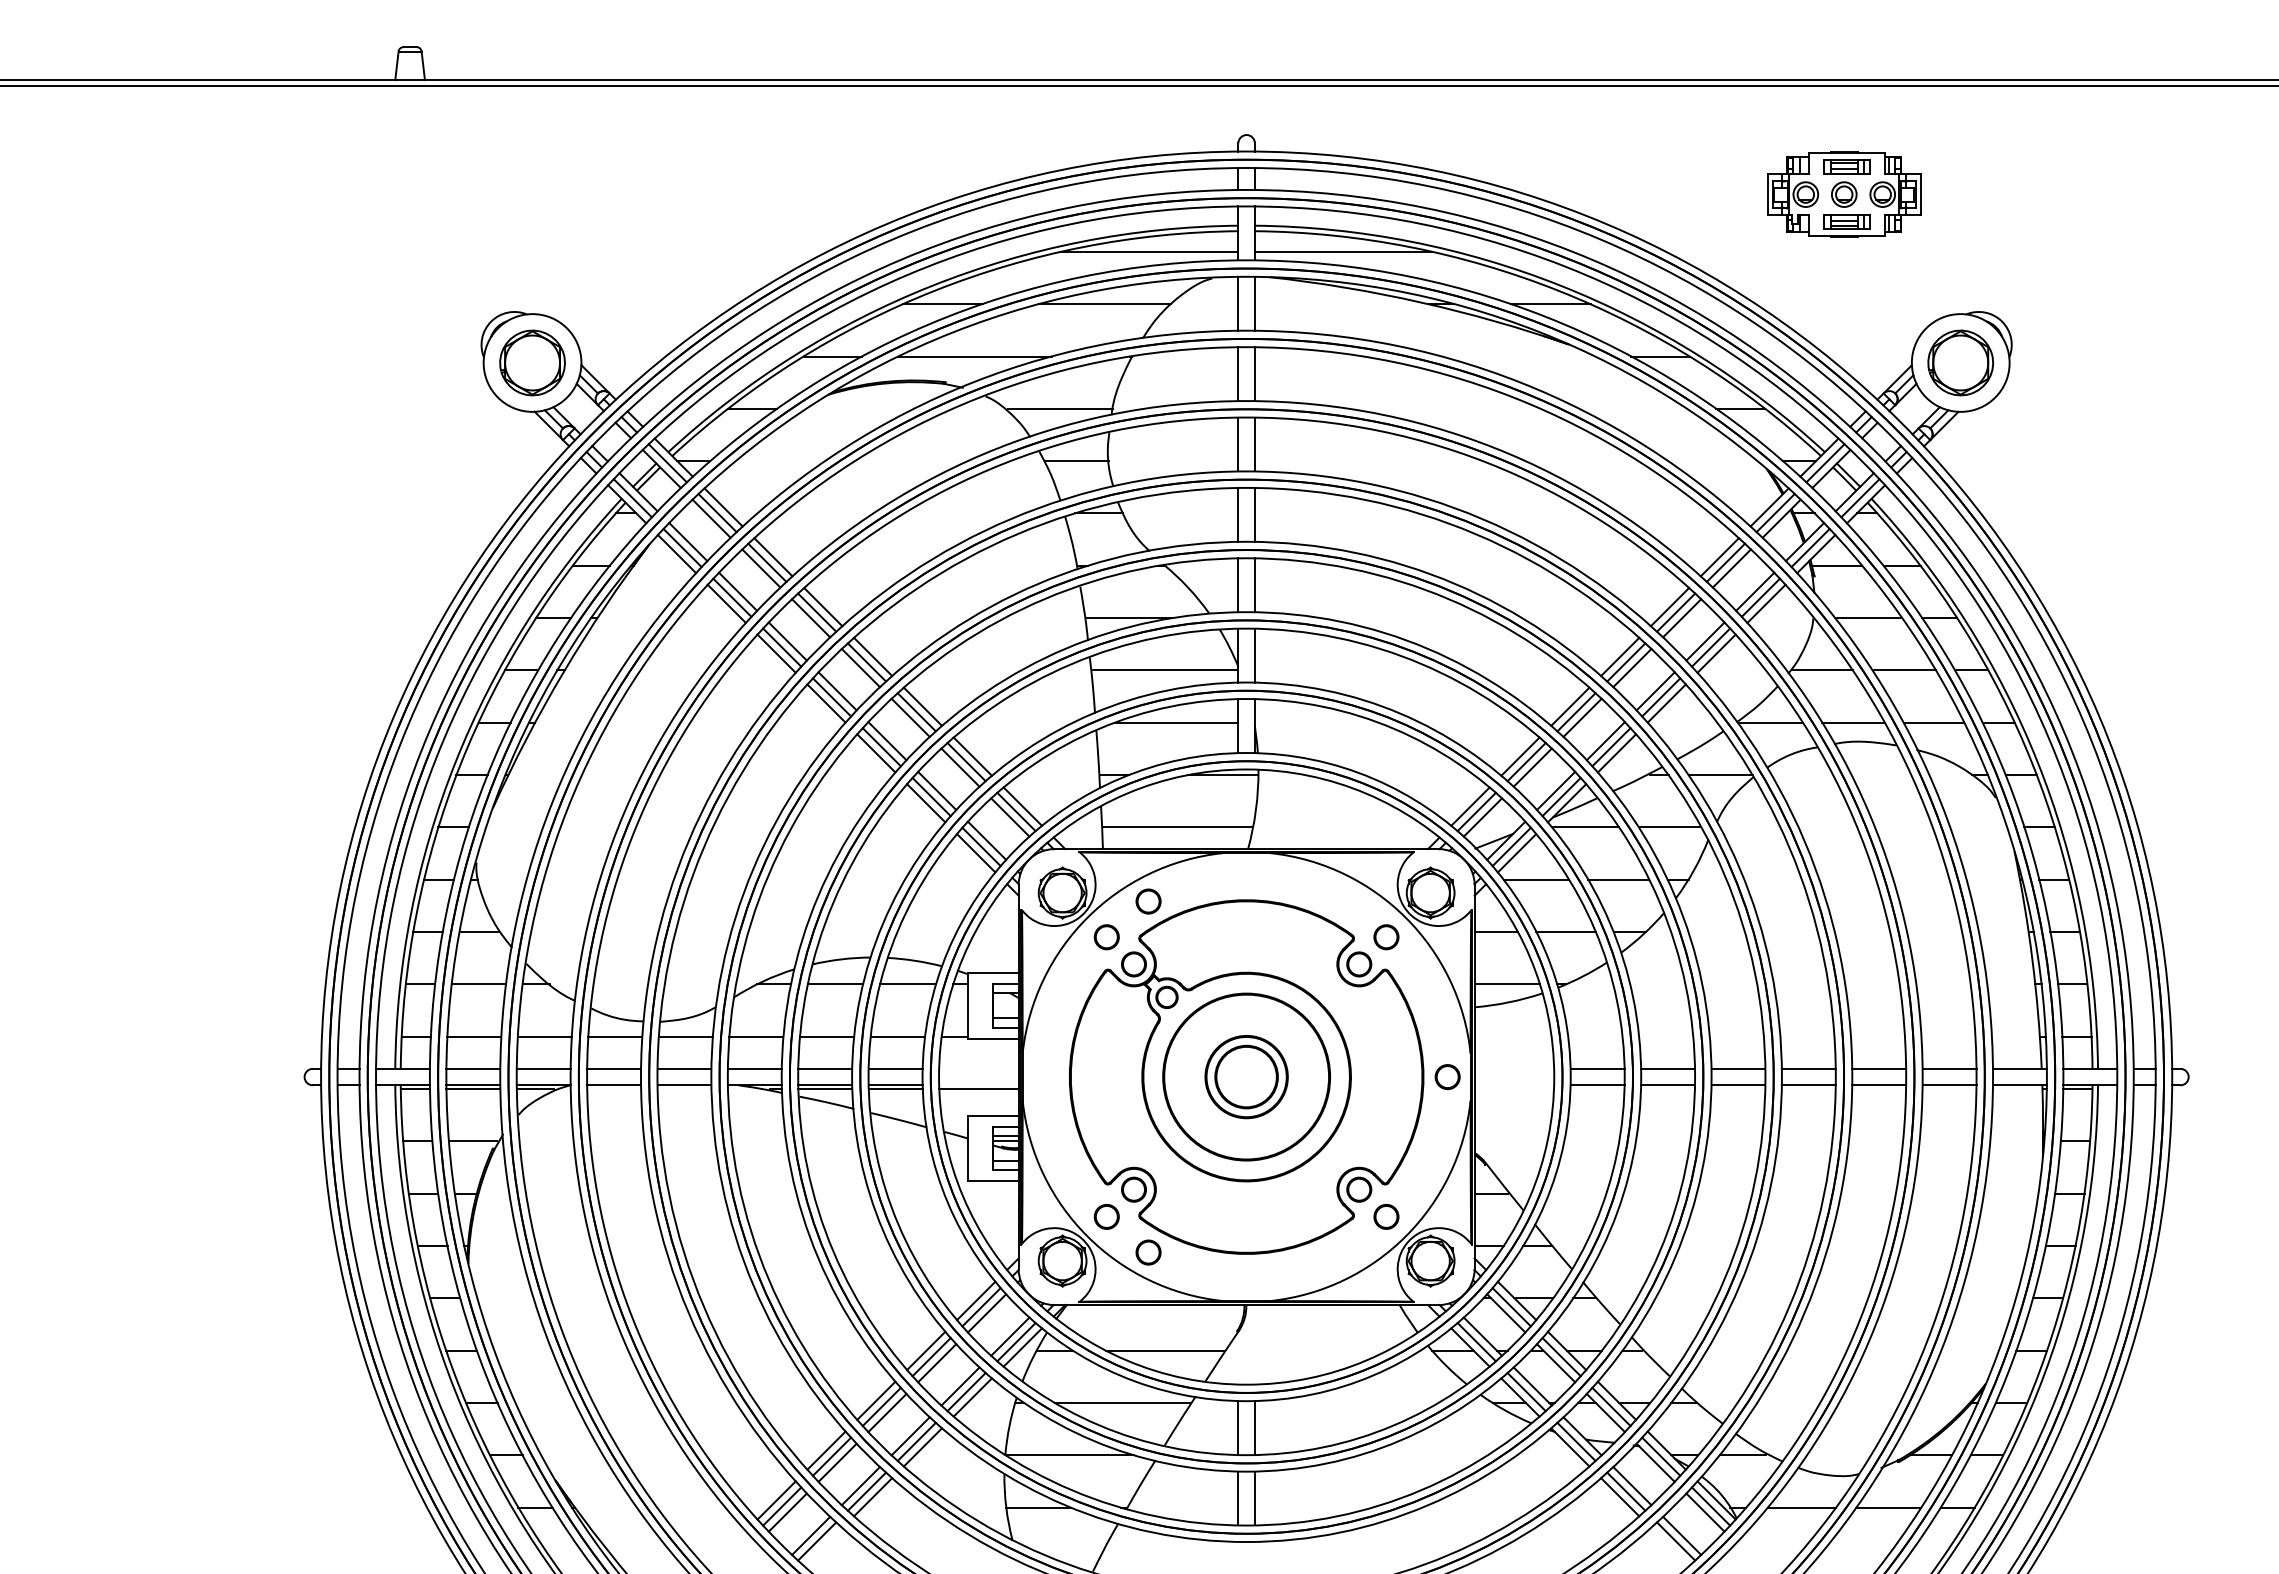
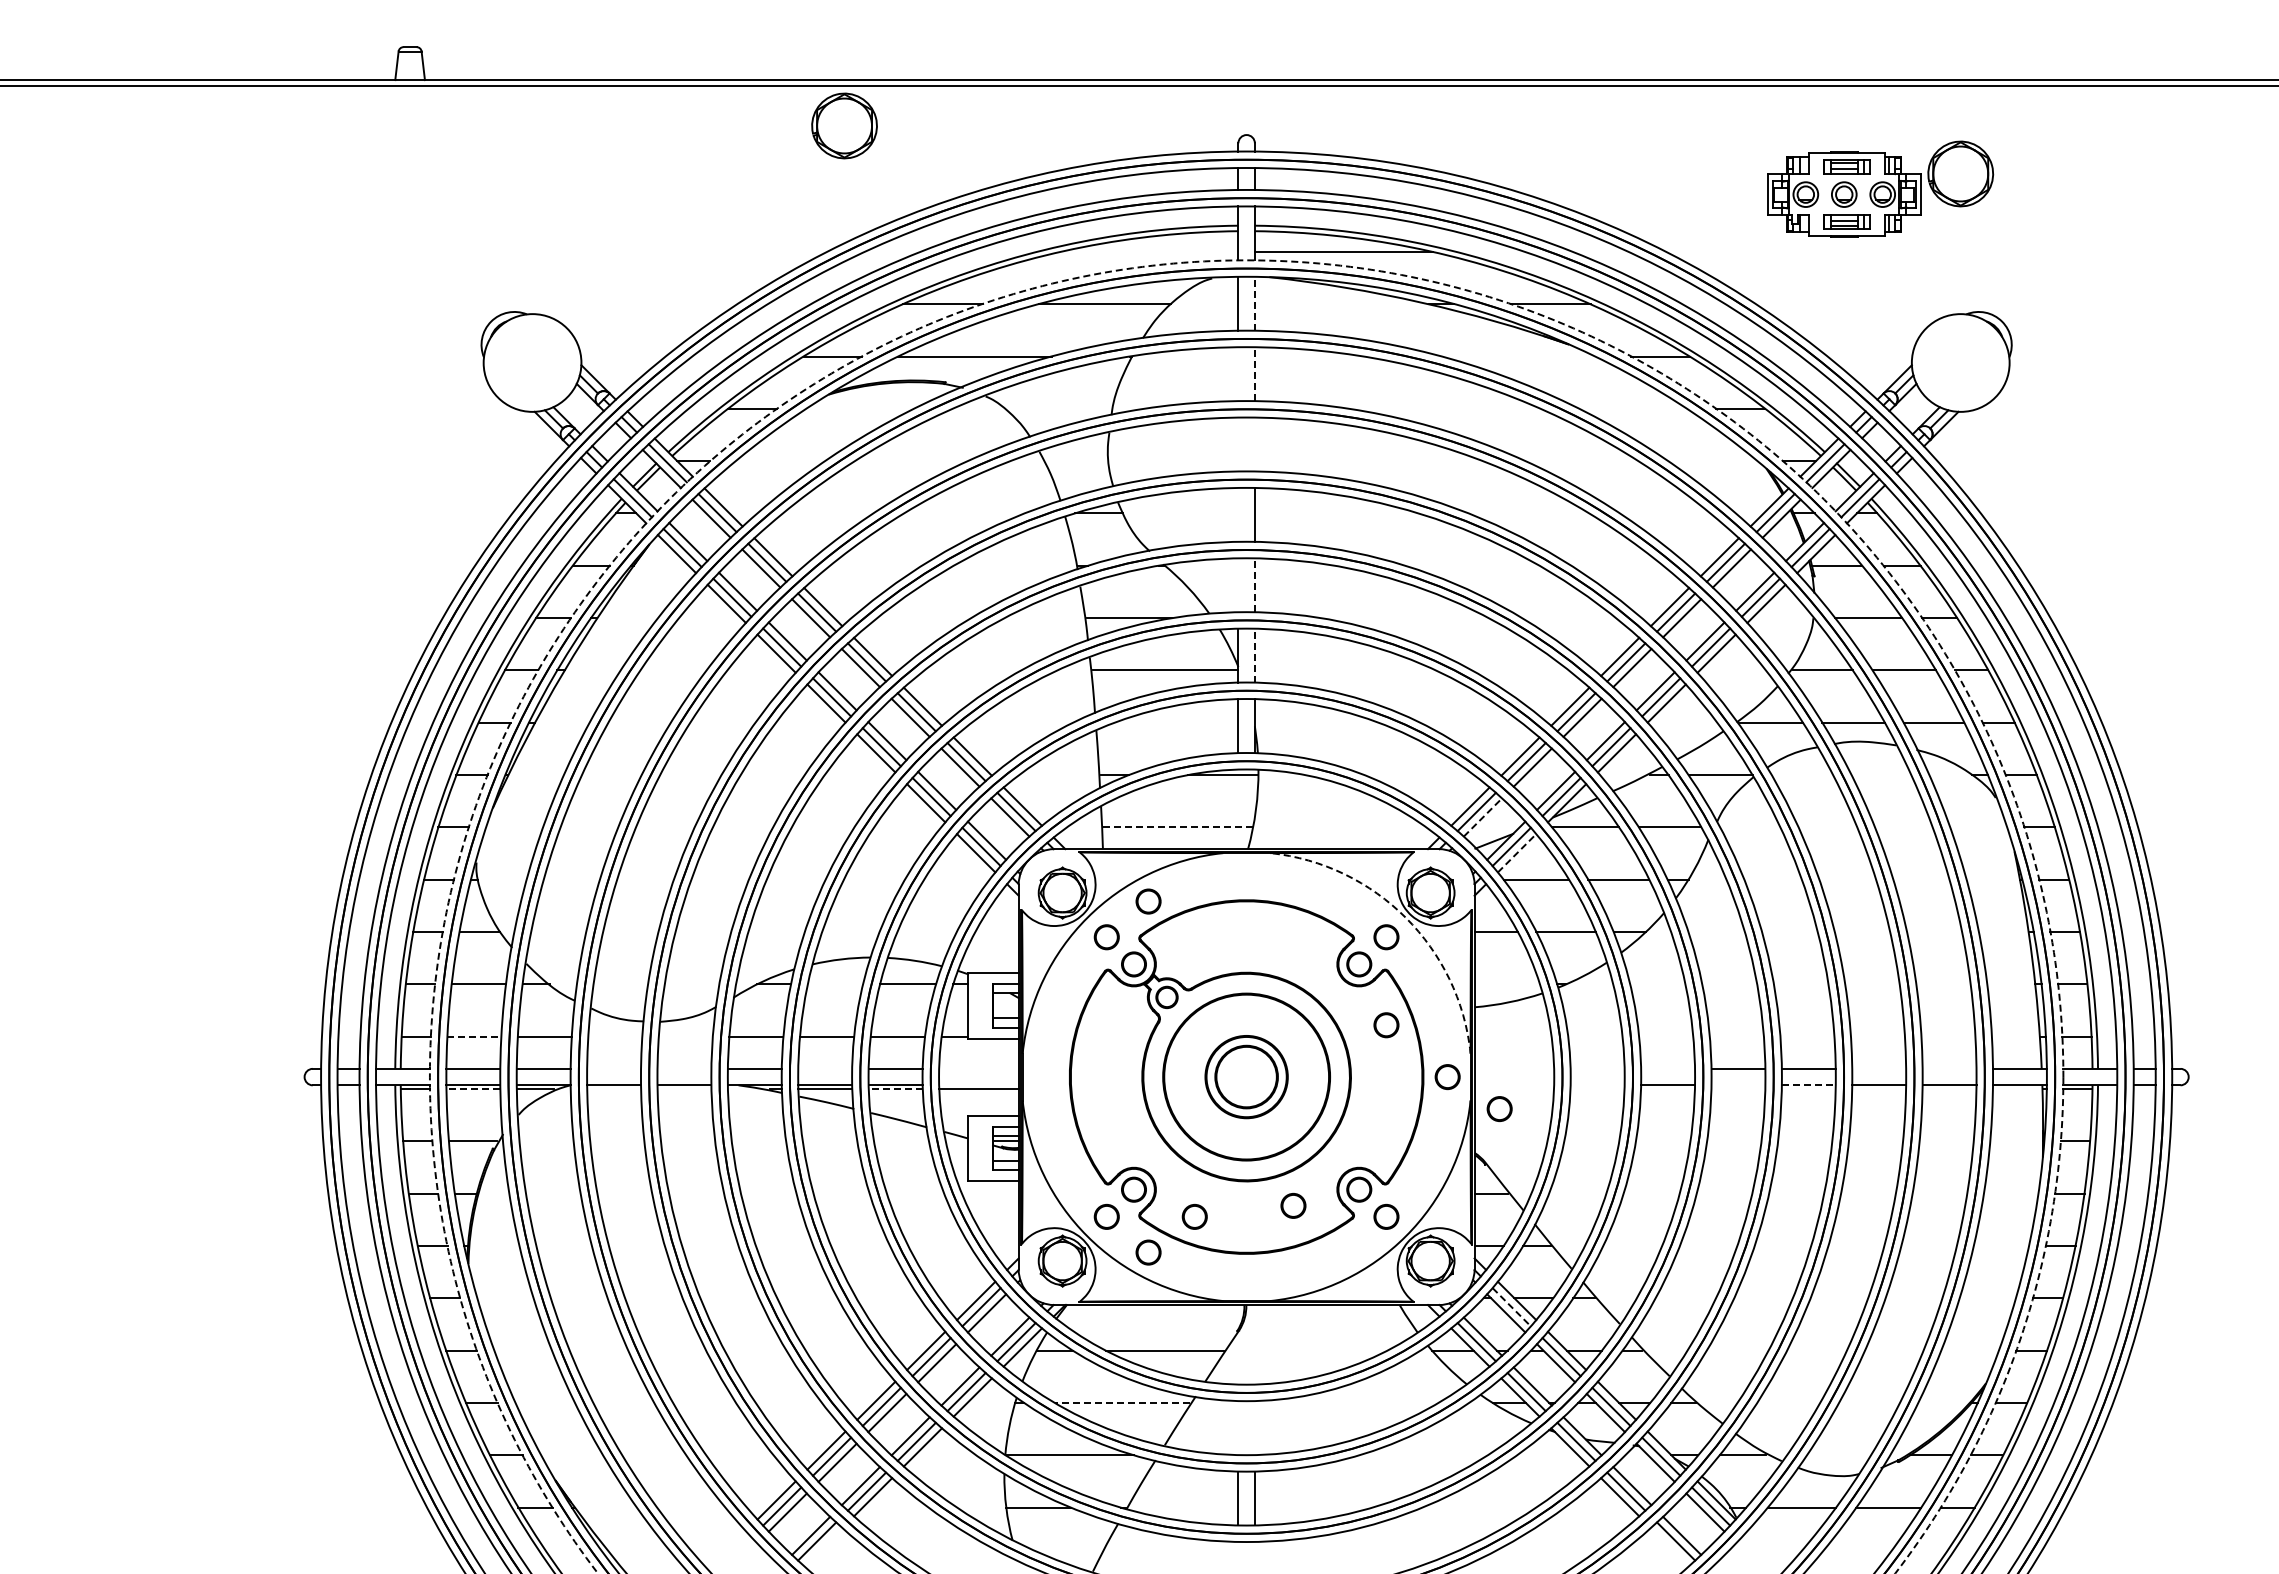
line: present -> none (1149, 251)
line: solid -> dashed (1254, 303)
part position: (532, 362) -> (844, 125) (844, 125)
part position: (1960, 362) -> (1960, 173) (1960, 173)
line: present -> none (1238, 374)
line: solid -> dashed (1254, 374)
line: present -> none (1060, 408)
line: present -> none (1238, 444)
line: present -> none (1254, 444)
line: present -> none (1077, 461)
line: present -> none (1238, 514)
line: present -> none (1238, 585)
line: solid -> dashed (1254, 585)
line: solid -> dashed (1254, 655)
line: present -> none (1176, 722)
line: solid -> dashed (1483, 817)
line: solid -> dashed (1178, 827)
line: solid -> dashed (1517, 852)
circle: solid -> dashed (1246, 916)
arc: solid -> dashed (1405, 917)
line: present -> none (835, 984)
line: present -> none (1506, 984)
circle: none -> present (1386, 1025)
line: solid -> dashed (474, 1036)
line: present -> none (615, 1036)
line: present -> none (685, 1036)
line: present -> none (614, 1068)
line: present -> none (684, 1068)
line: present -> none (825, 1068)
line: present -> none (1597, 1068)
line: present -> none (1668, 1068)
line: present -> none (1879, 1068)
line: present -> none (1949, 1068)
line: present -> none (1597, 1085)
line: present -> none (1738, 1085)
line: solid -> dashed (1808, 1085)
line: solid -> dashed (473, 1089)
line: solid -> dashed (895, 1089)
circle: none -> present (1499, 1109)
circle: none -> present (1293, 1205)
circle: none -> present (1194, 1216)
line: solid -> dashed (1512, 1307)
line: solid -> dashed (1122, 1402)
line: present -> none (1238, 1428)
line: present -> none (1254, 1428)
